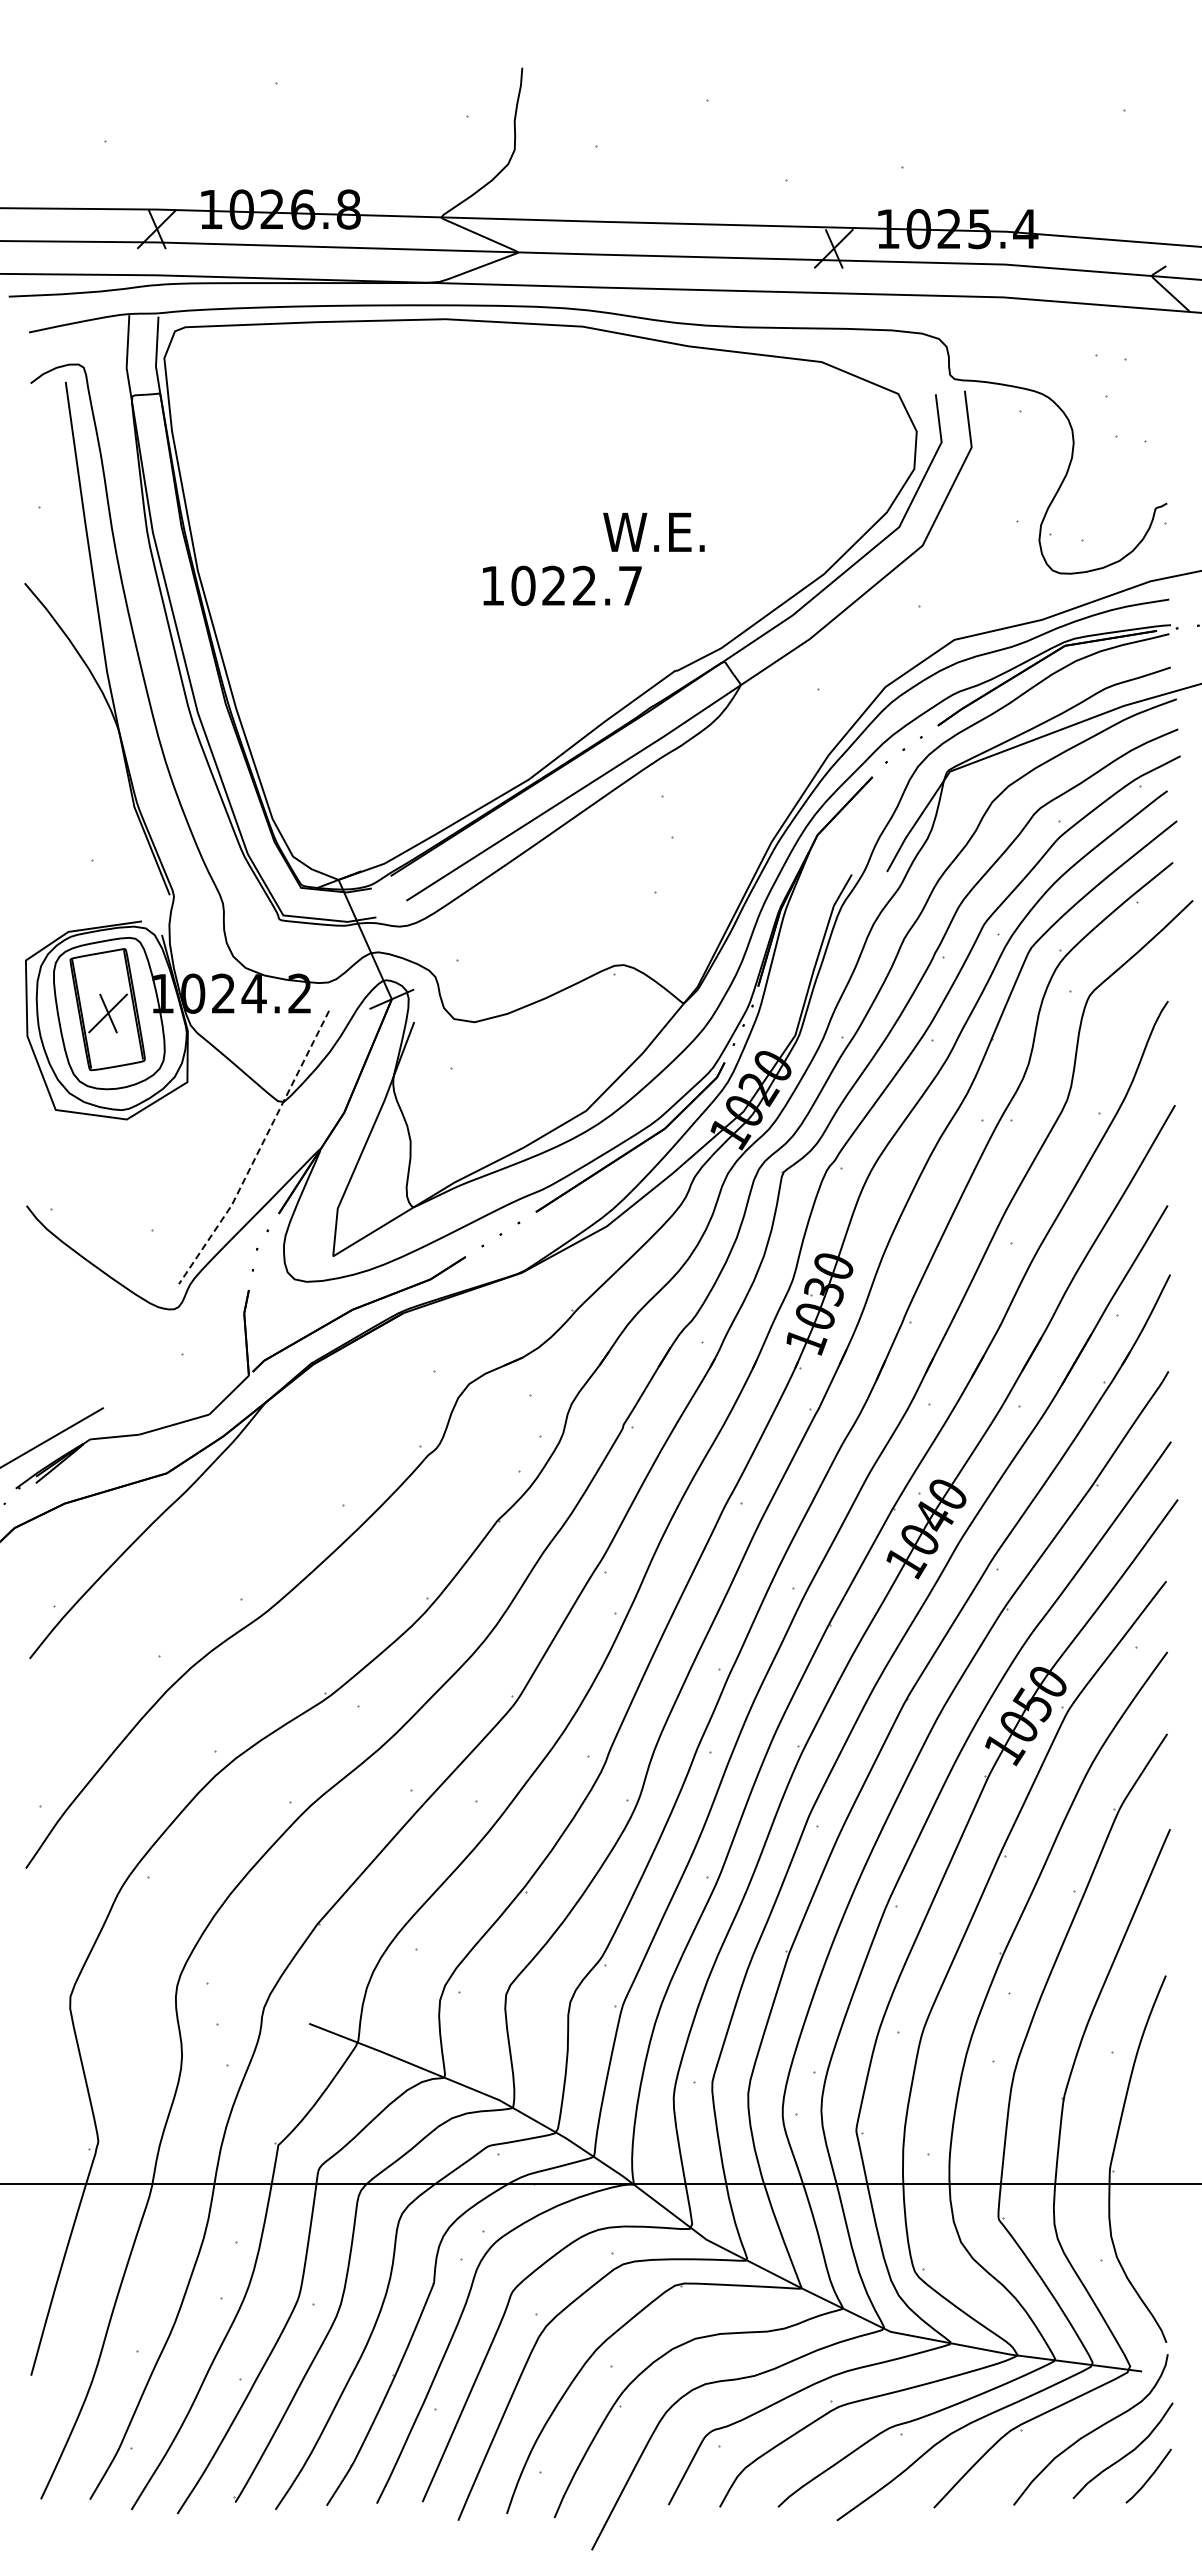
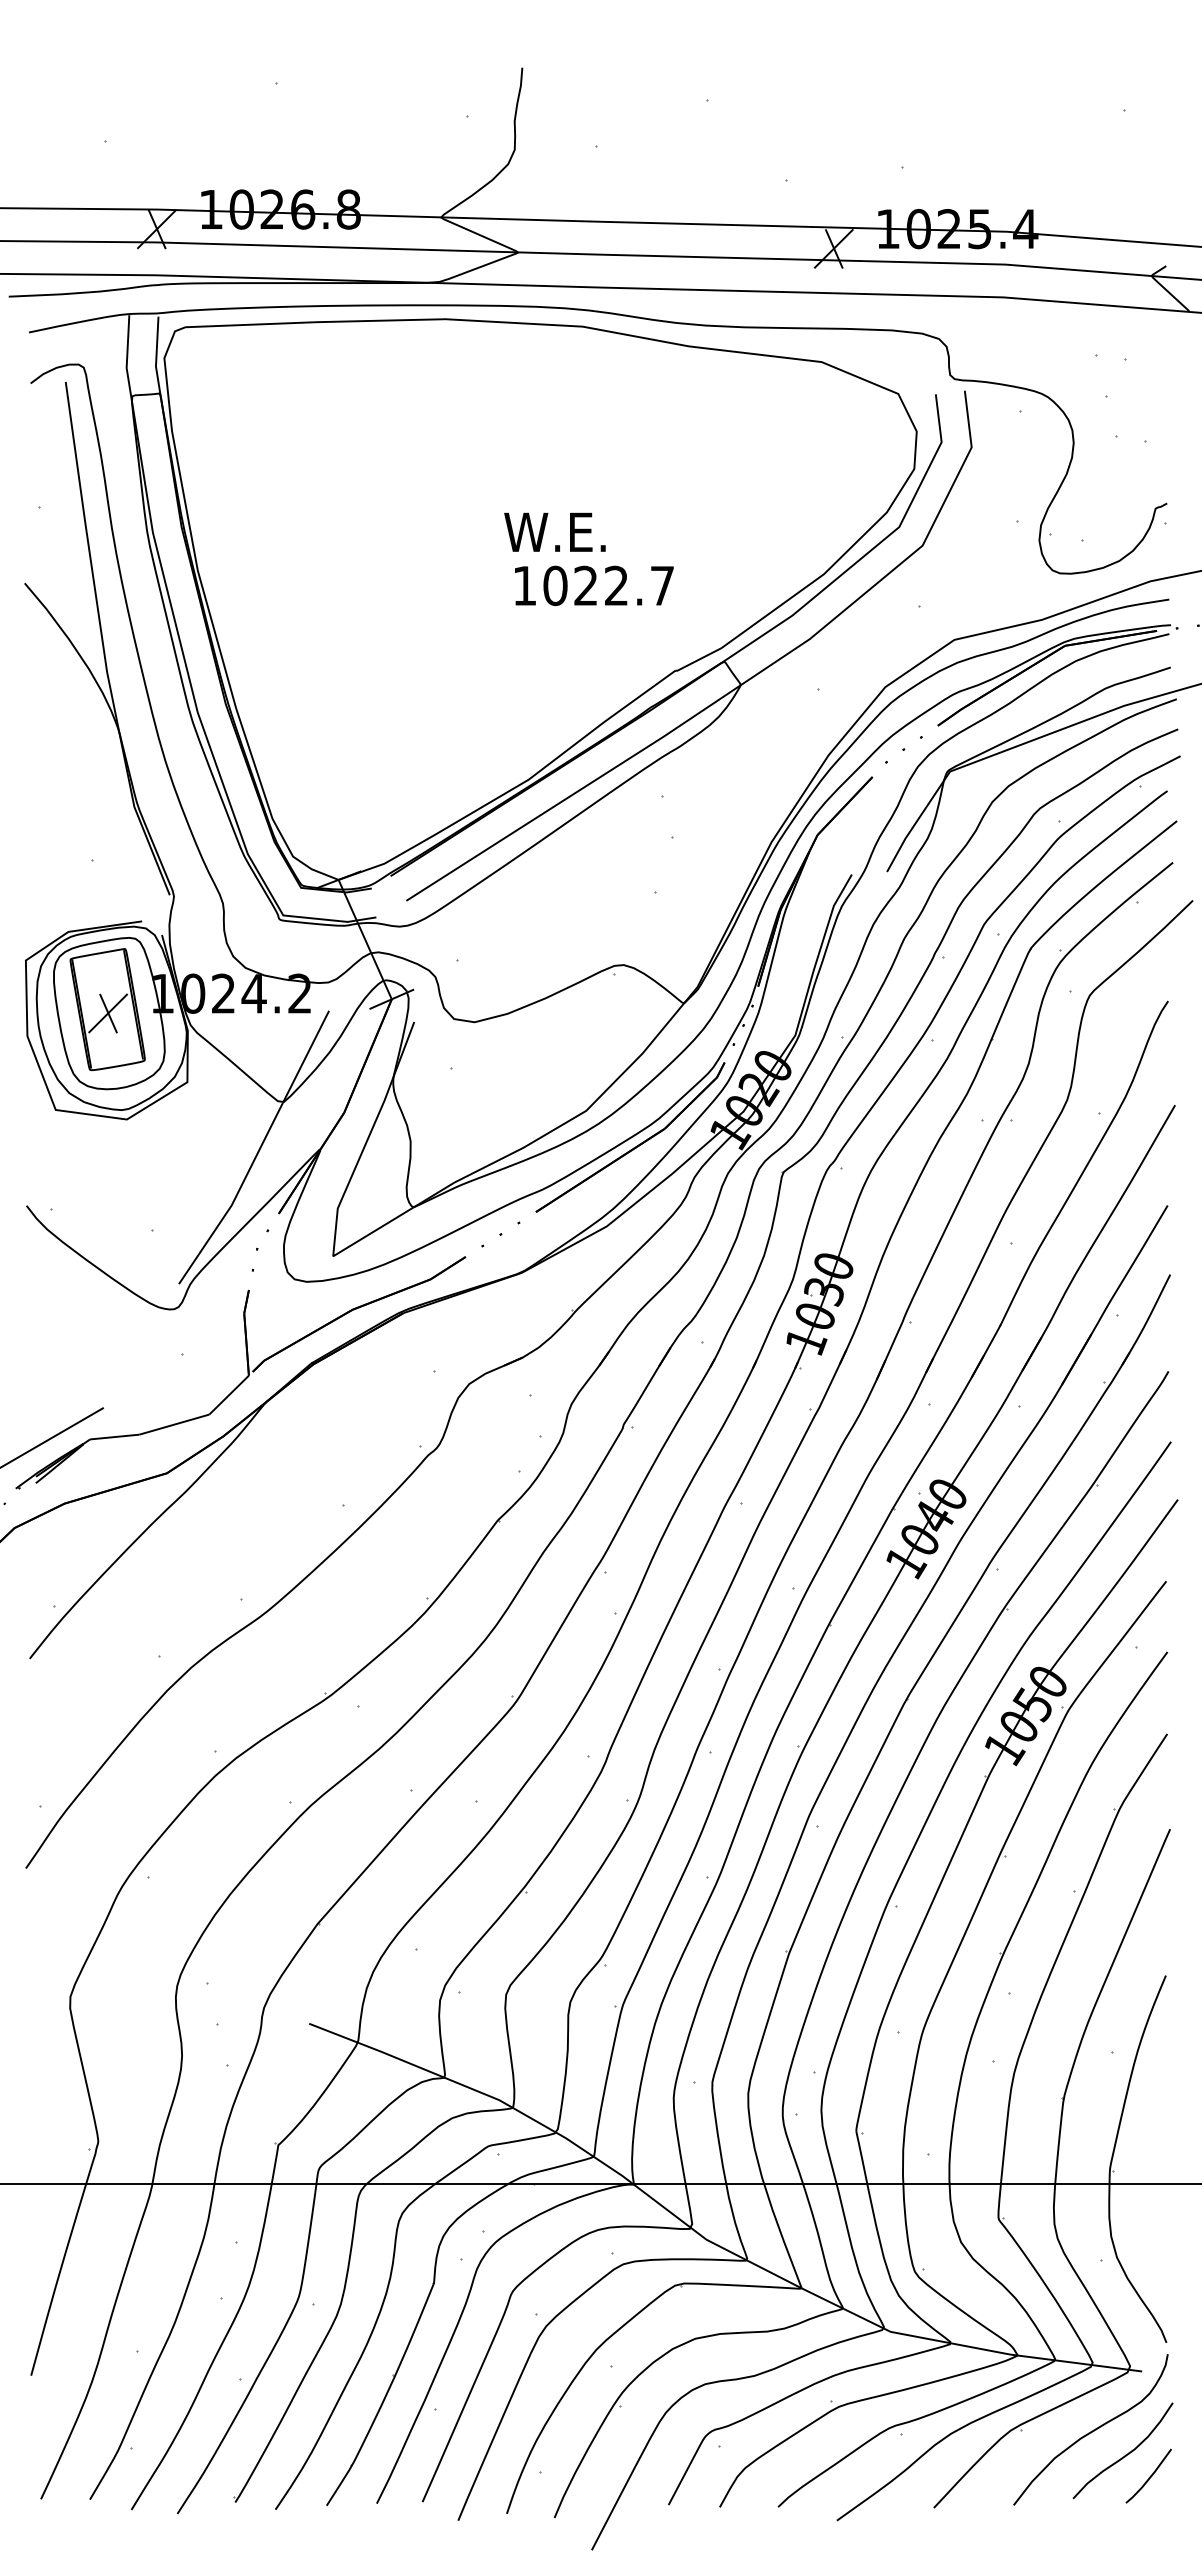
text position: (653, 531) -> (554, 531) (554, 531)
text position: (562, 585) -> (594, 585) (594, 585)
line: dashed -> solid (258, 1151)
